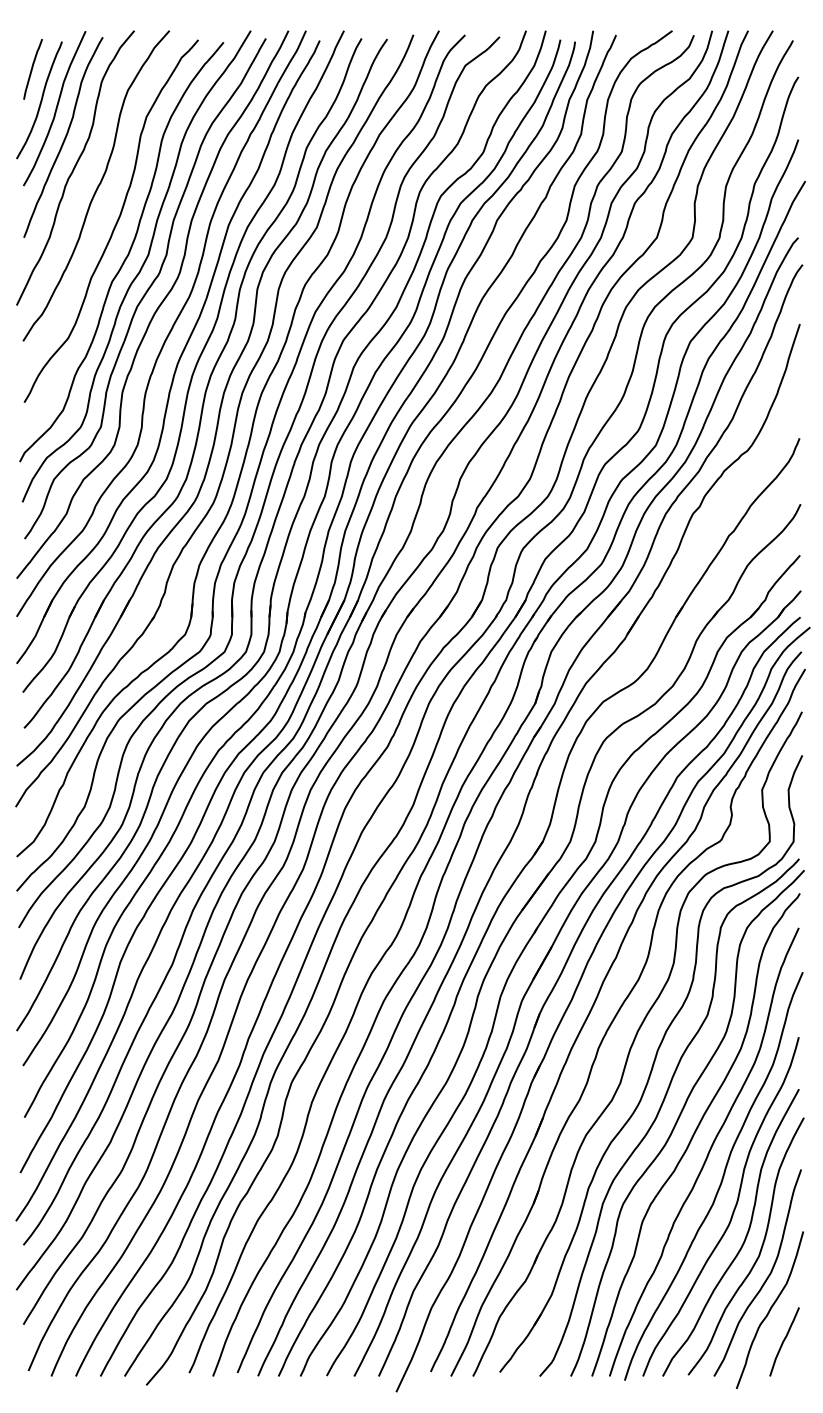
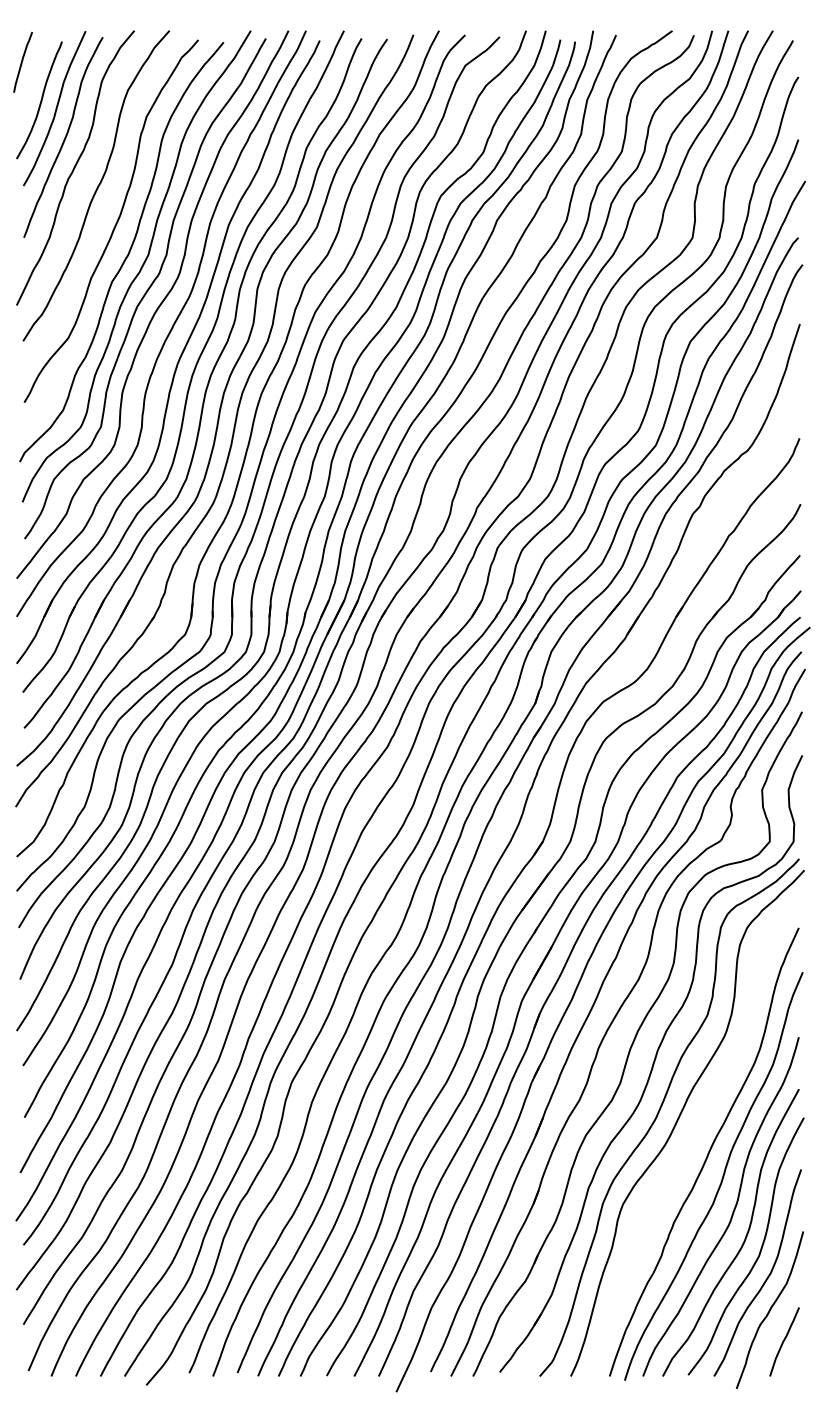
curve position: (32, 69) -> (22, 62) (22, 62)
curve: present -> none (695, 1133)
